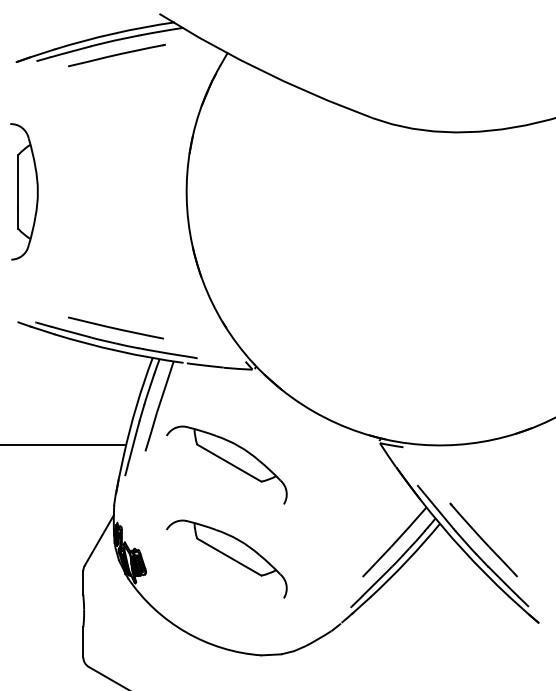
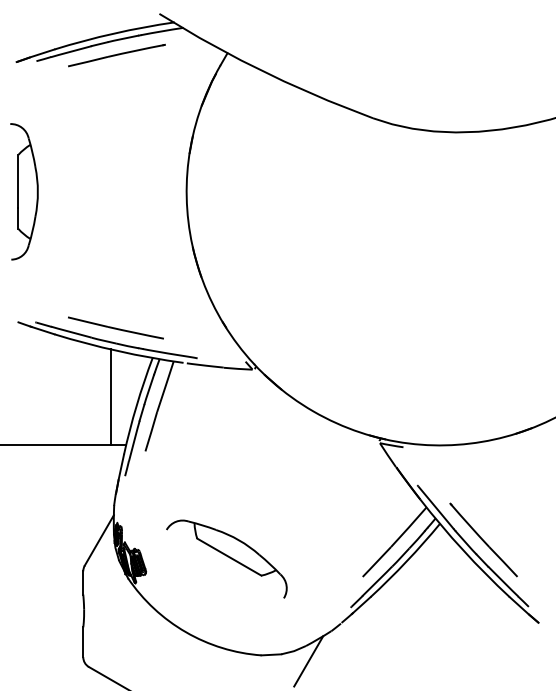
line: none -> present (111, 397)
part: present -> none (226, 464)
line: none -> present (308, 661)
